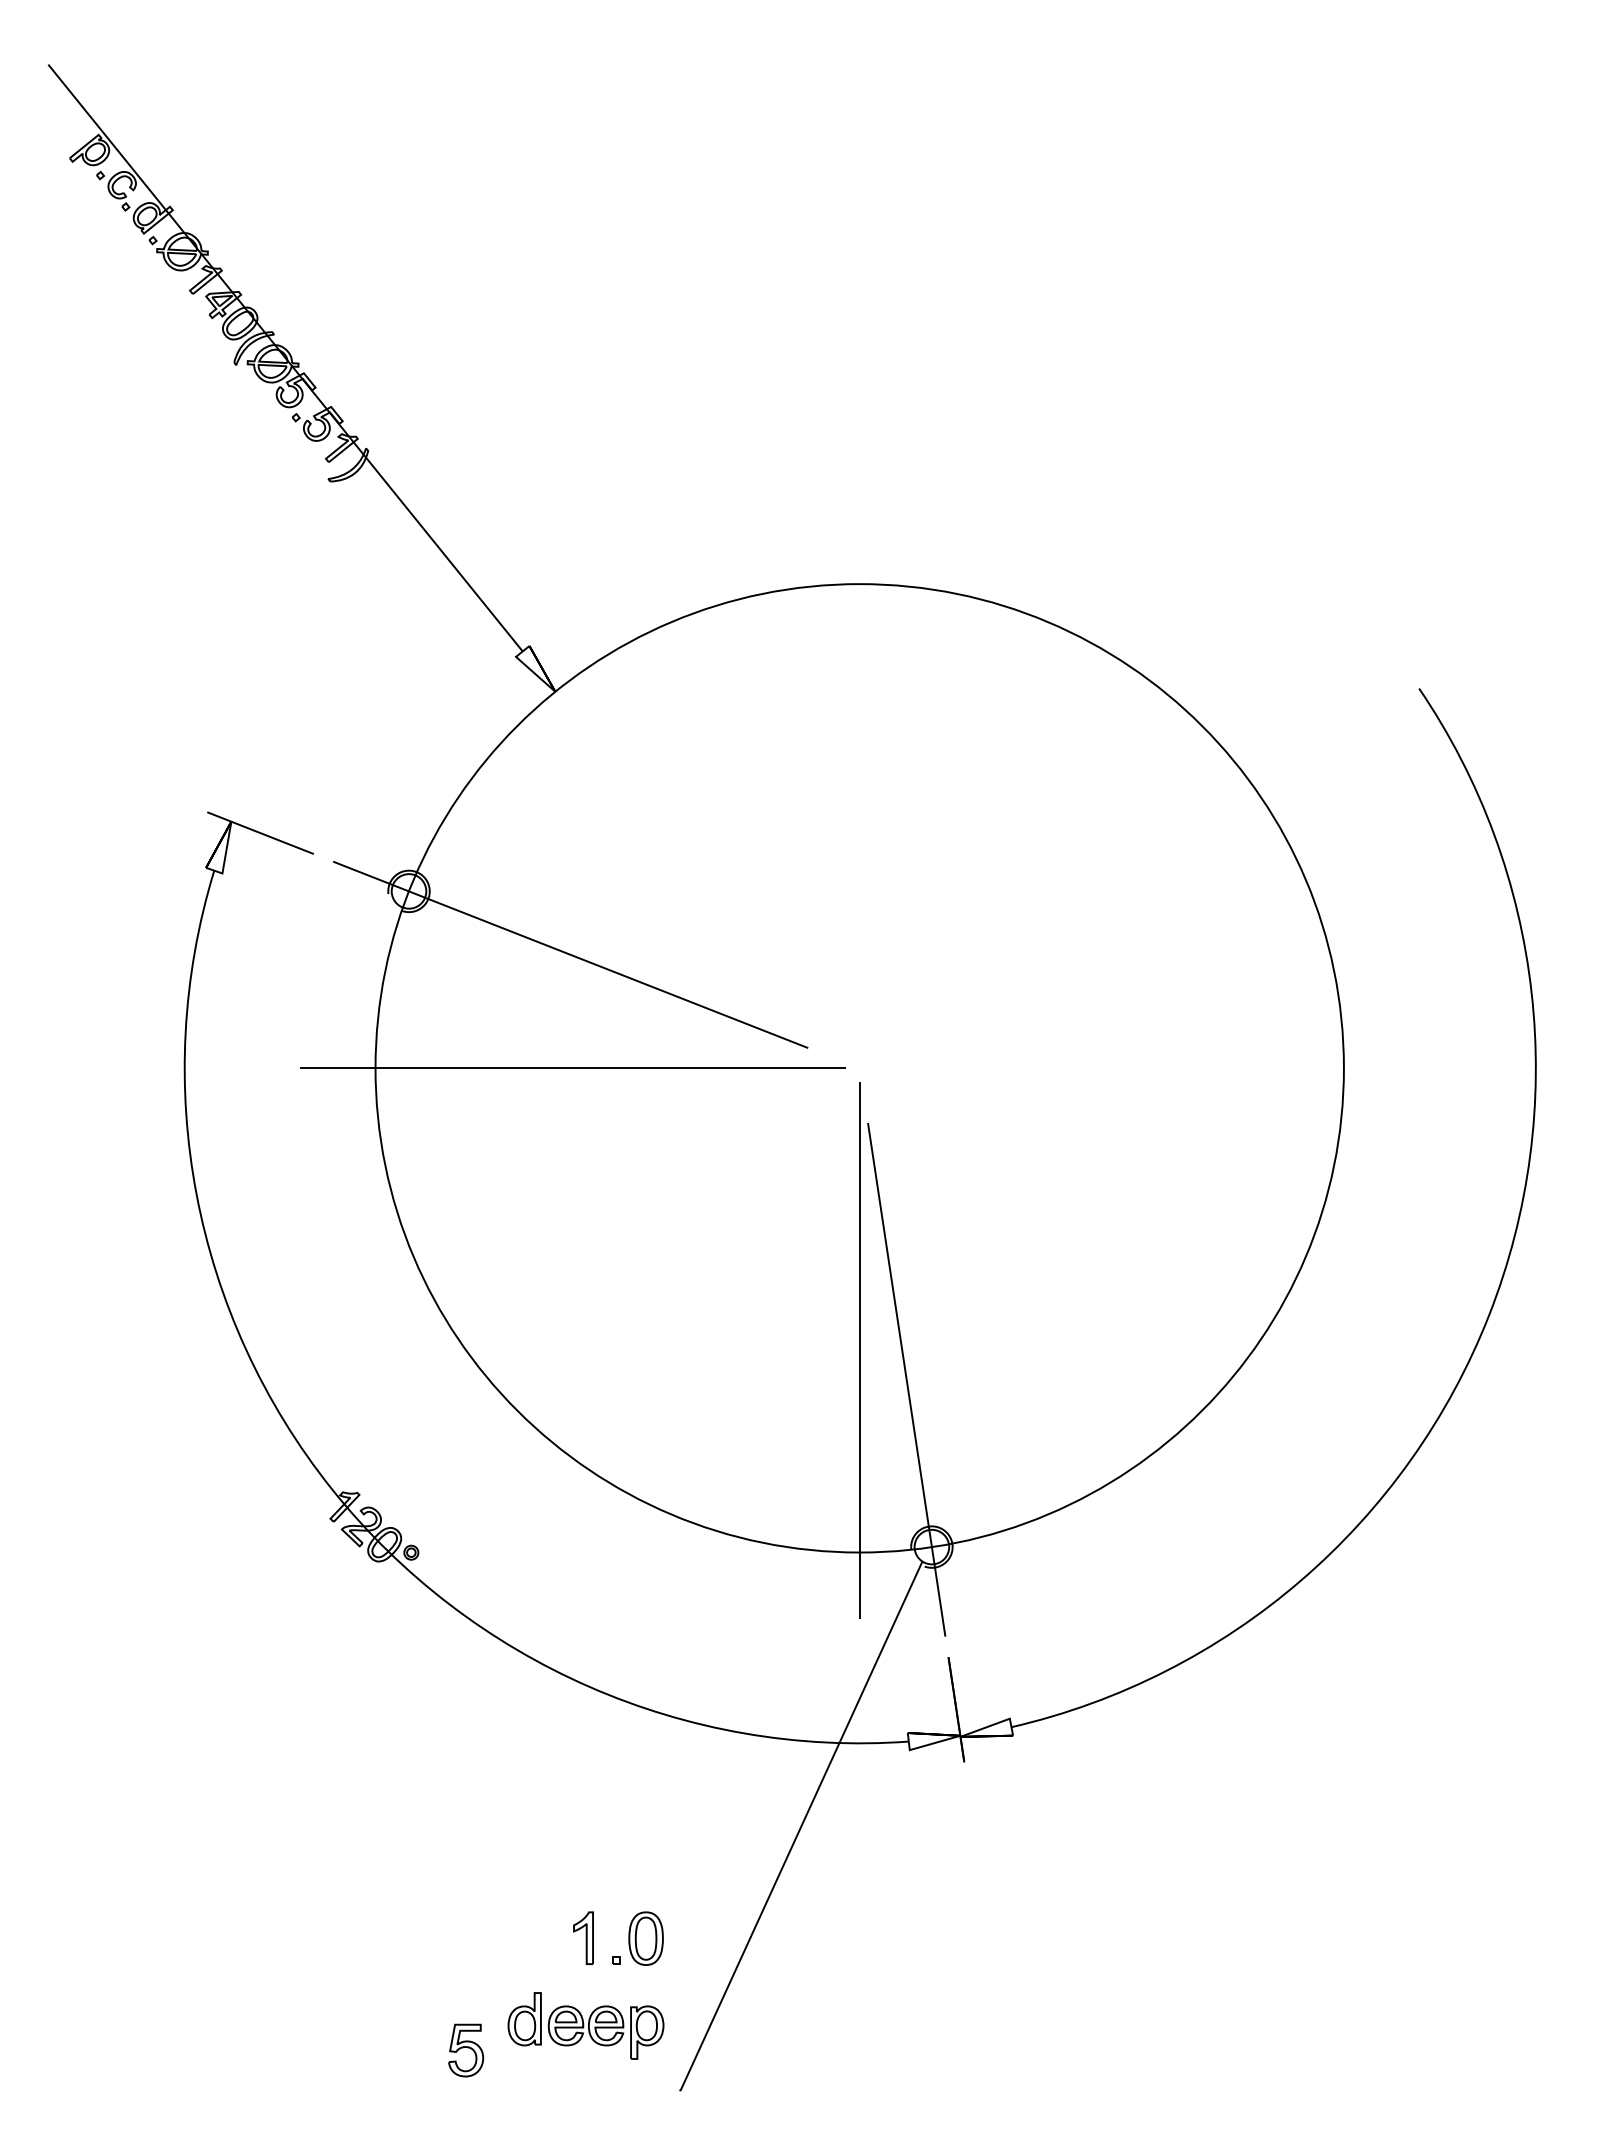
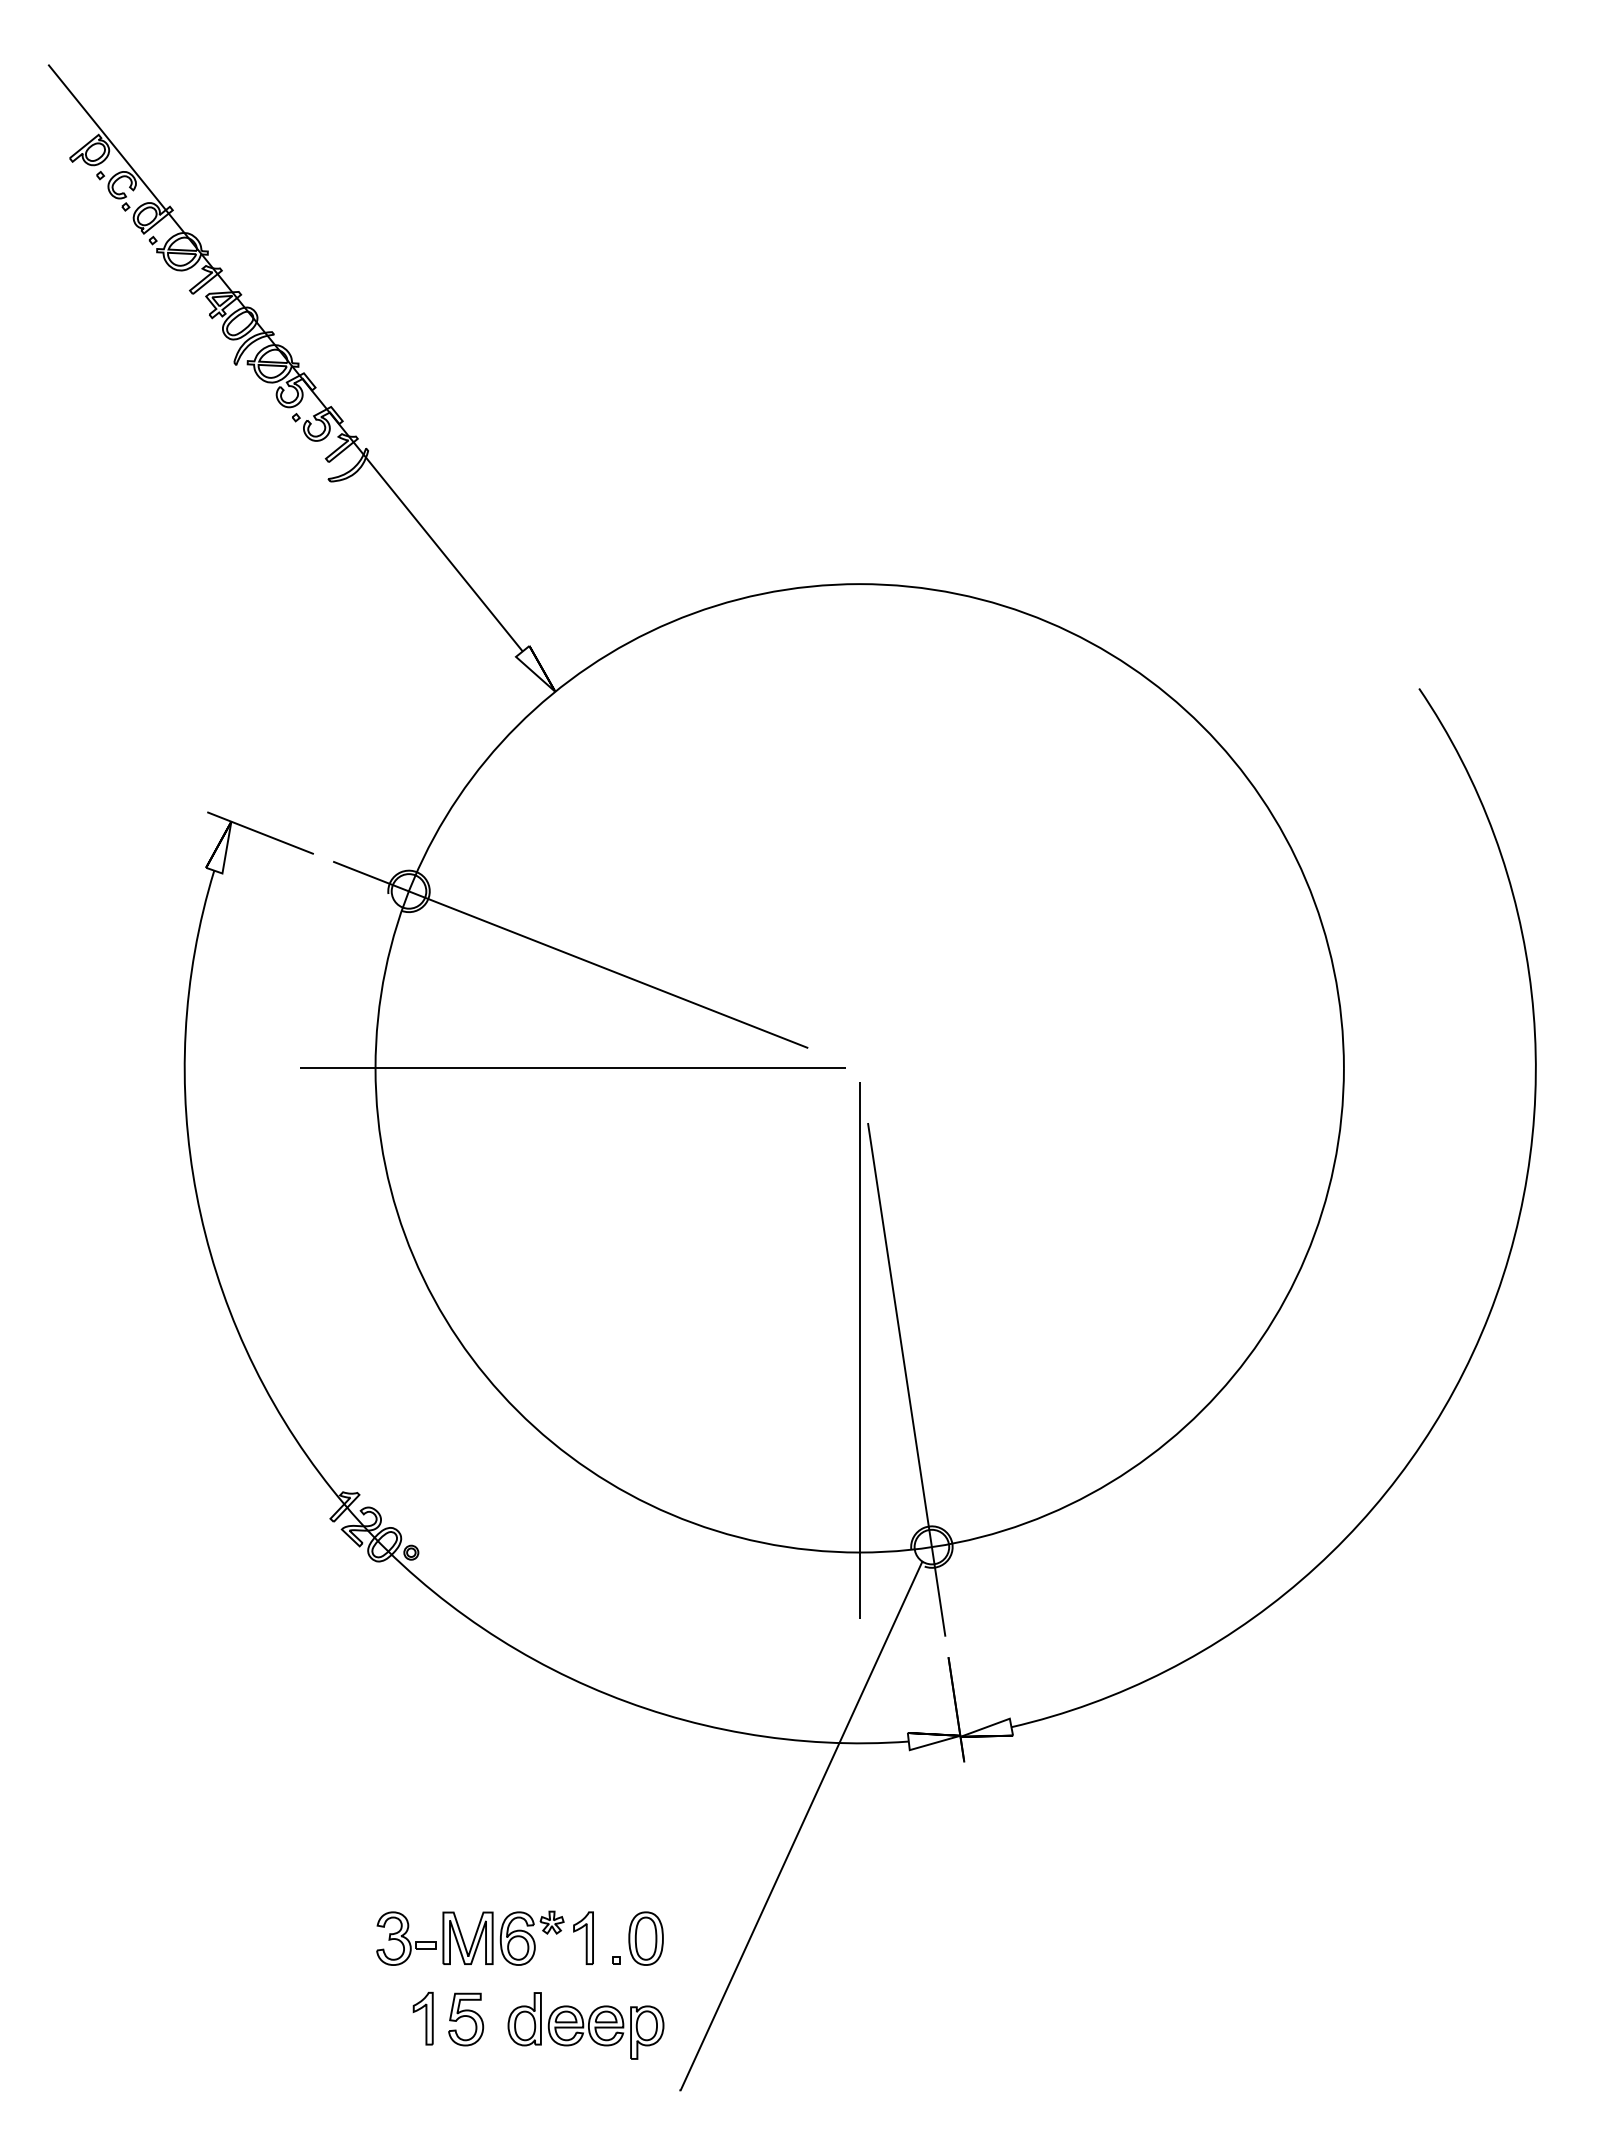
part: none -> present (470, 1937)
part: none -> present (422, 2018)
part position: (466, 2050) -> (466, 2019) (466, 2019)
